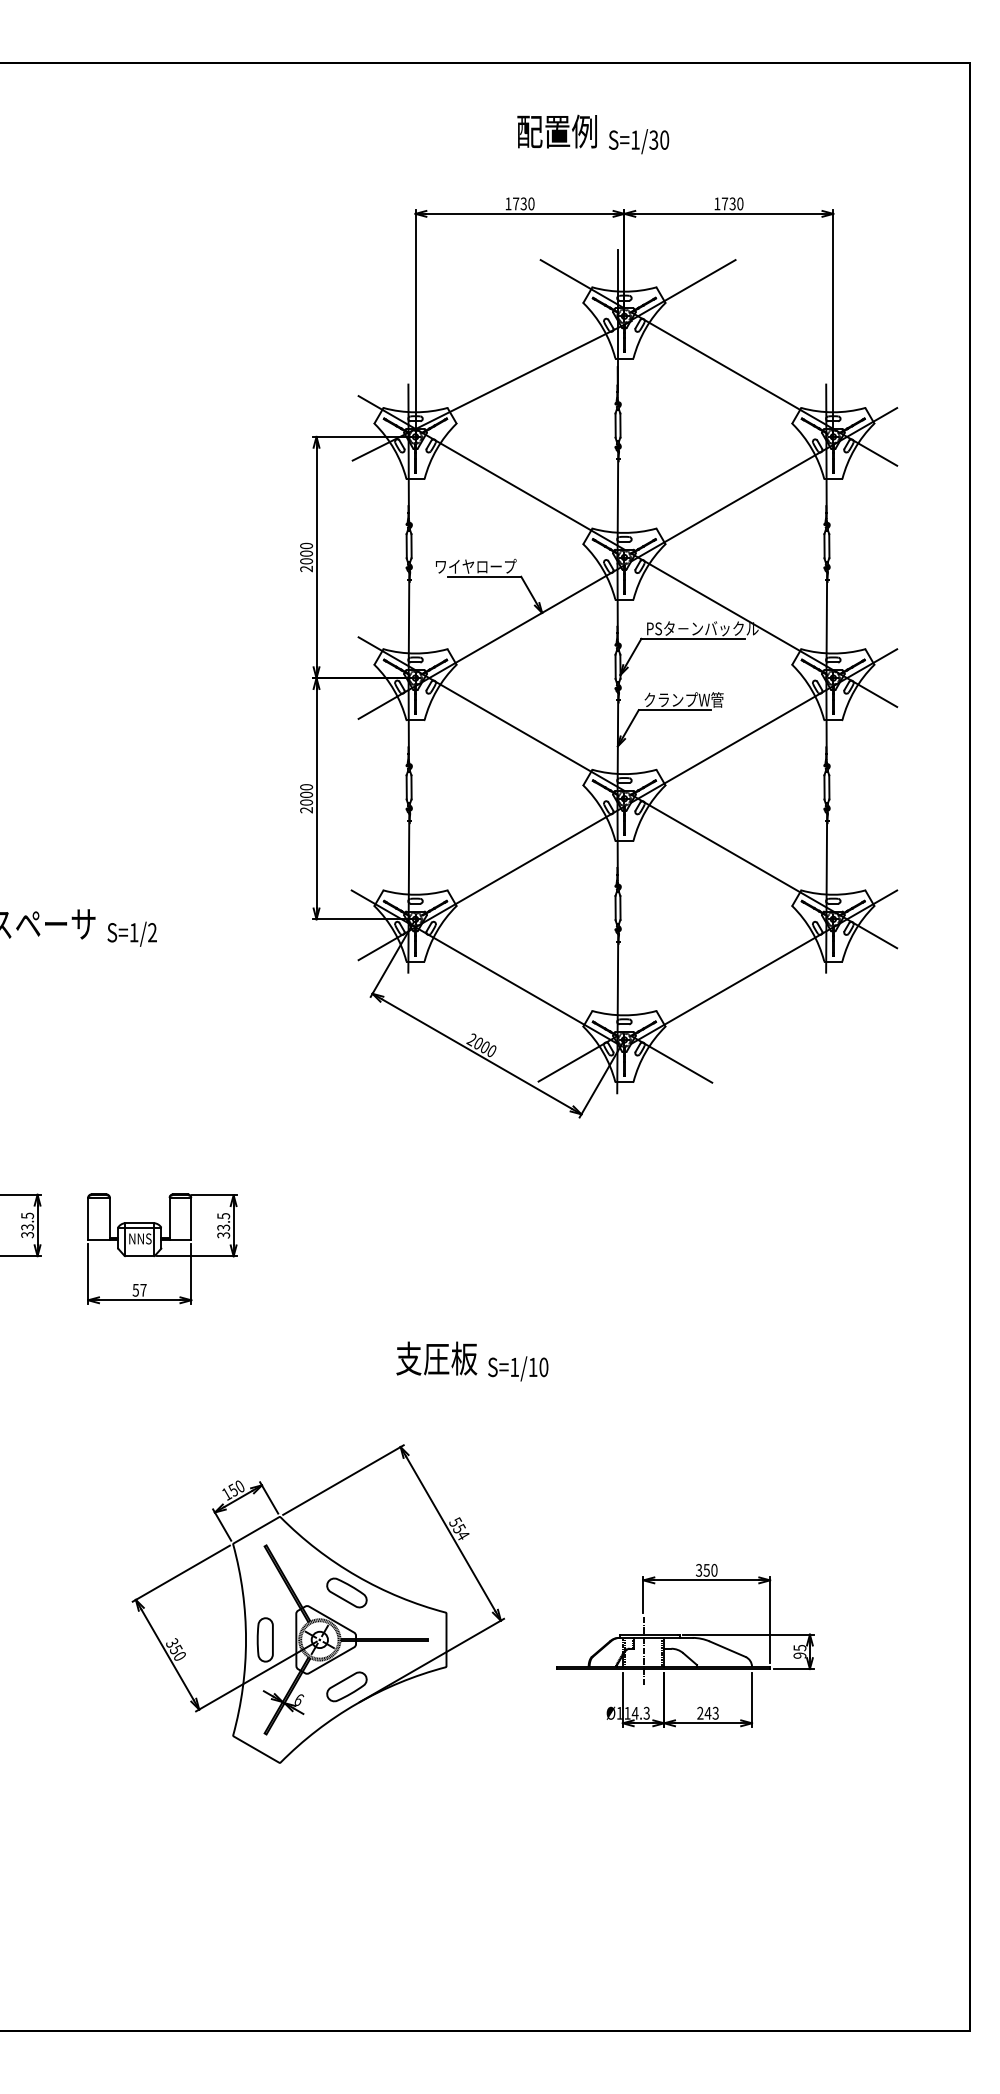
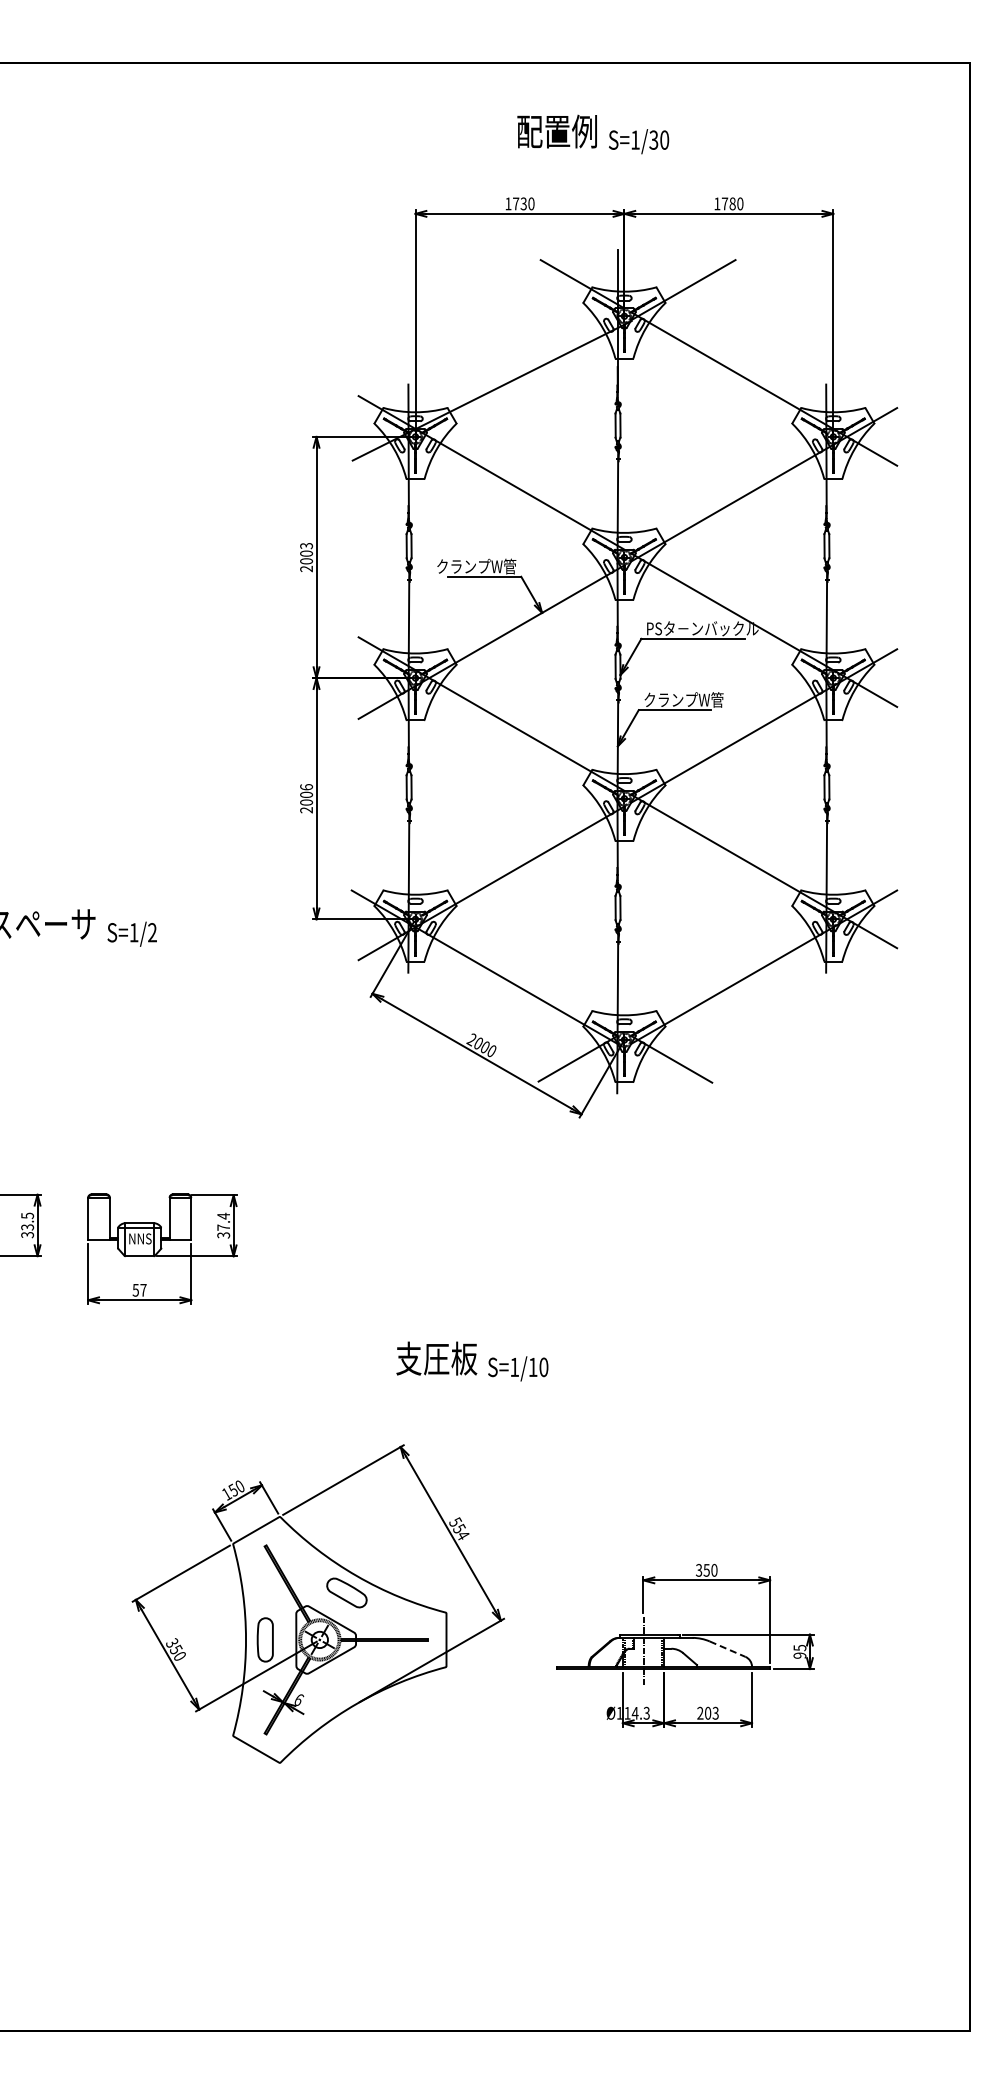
text: 1730 -> 1780 (732, 203)
text: 2000 -> 2003 (306, 545)
text: ワイヤロープ -> クランプW管 (475, 566)
text: 2000 -> 2006 (306, 787)
text: 33.5 -> 37.4 (223, 1221)
line: solid -> dashed (728, 1649)
part: present -> none (346, 1686)
text: 243 -> 203 (707, 1712)
